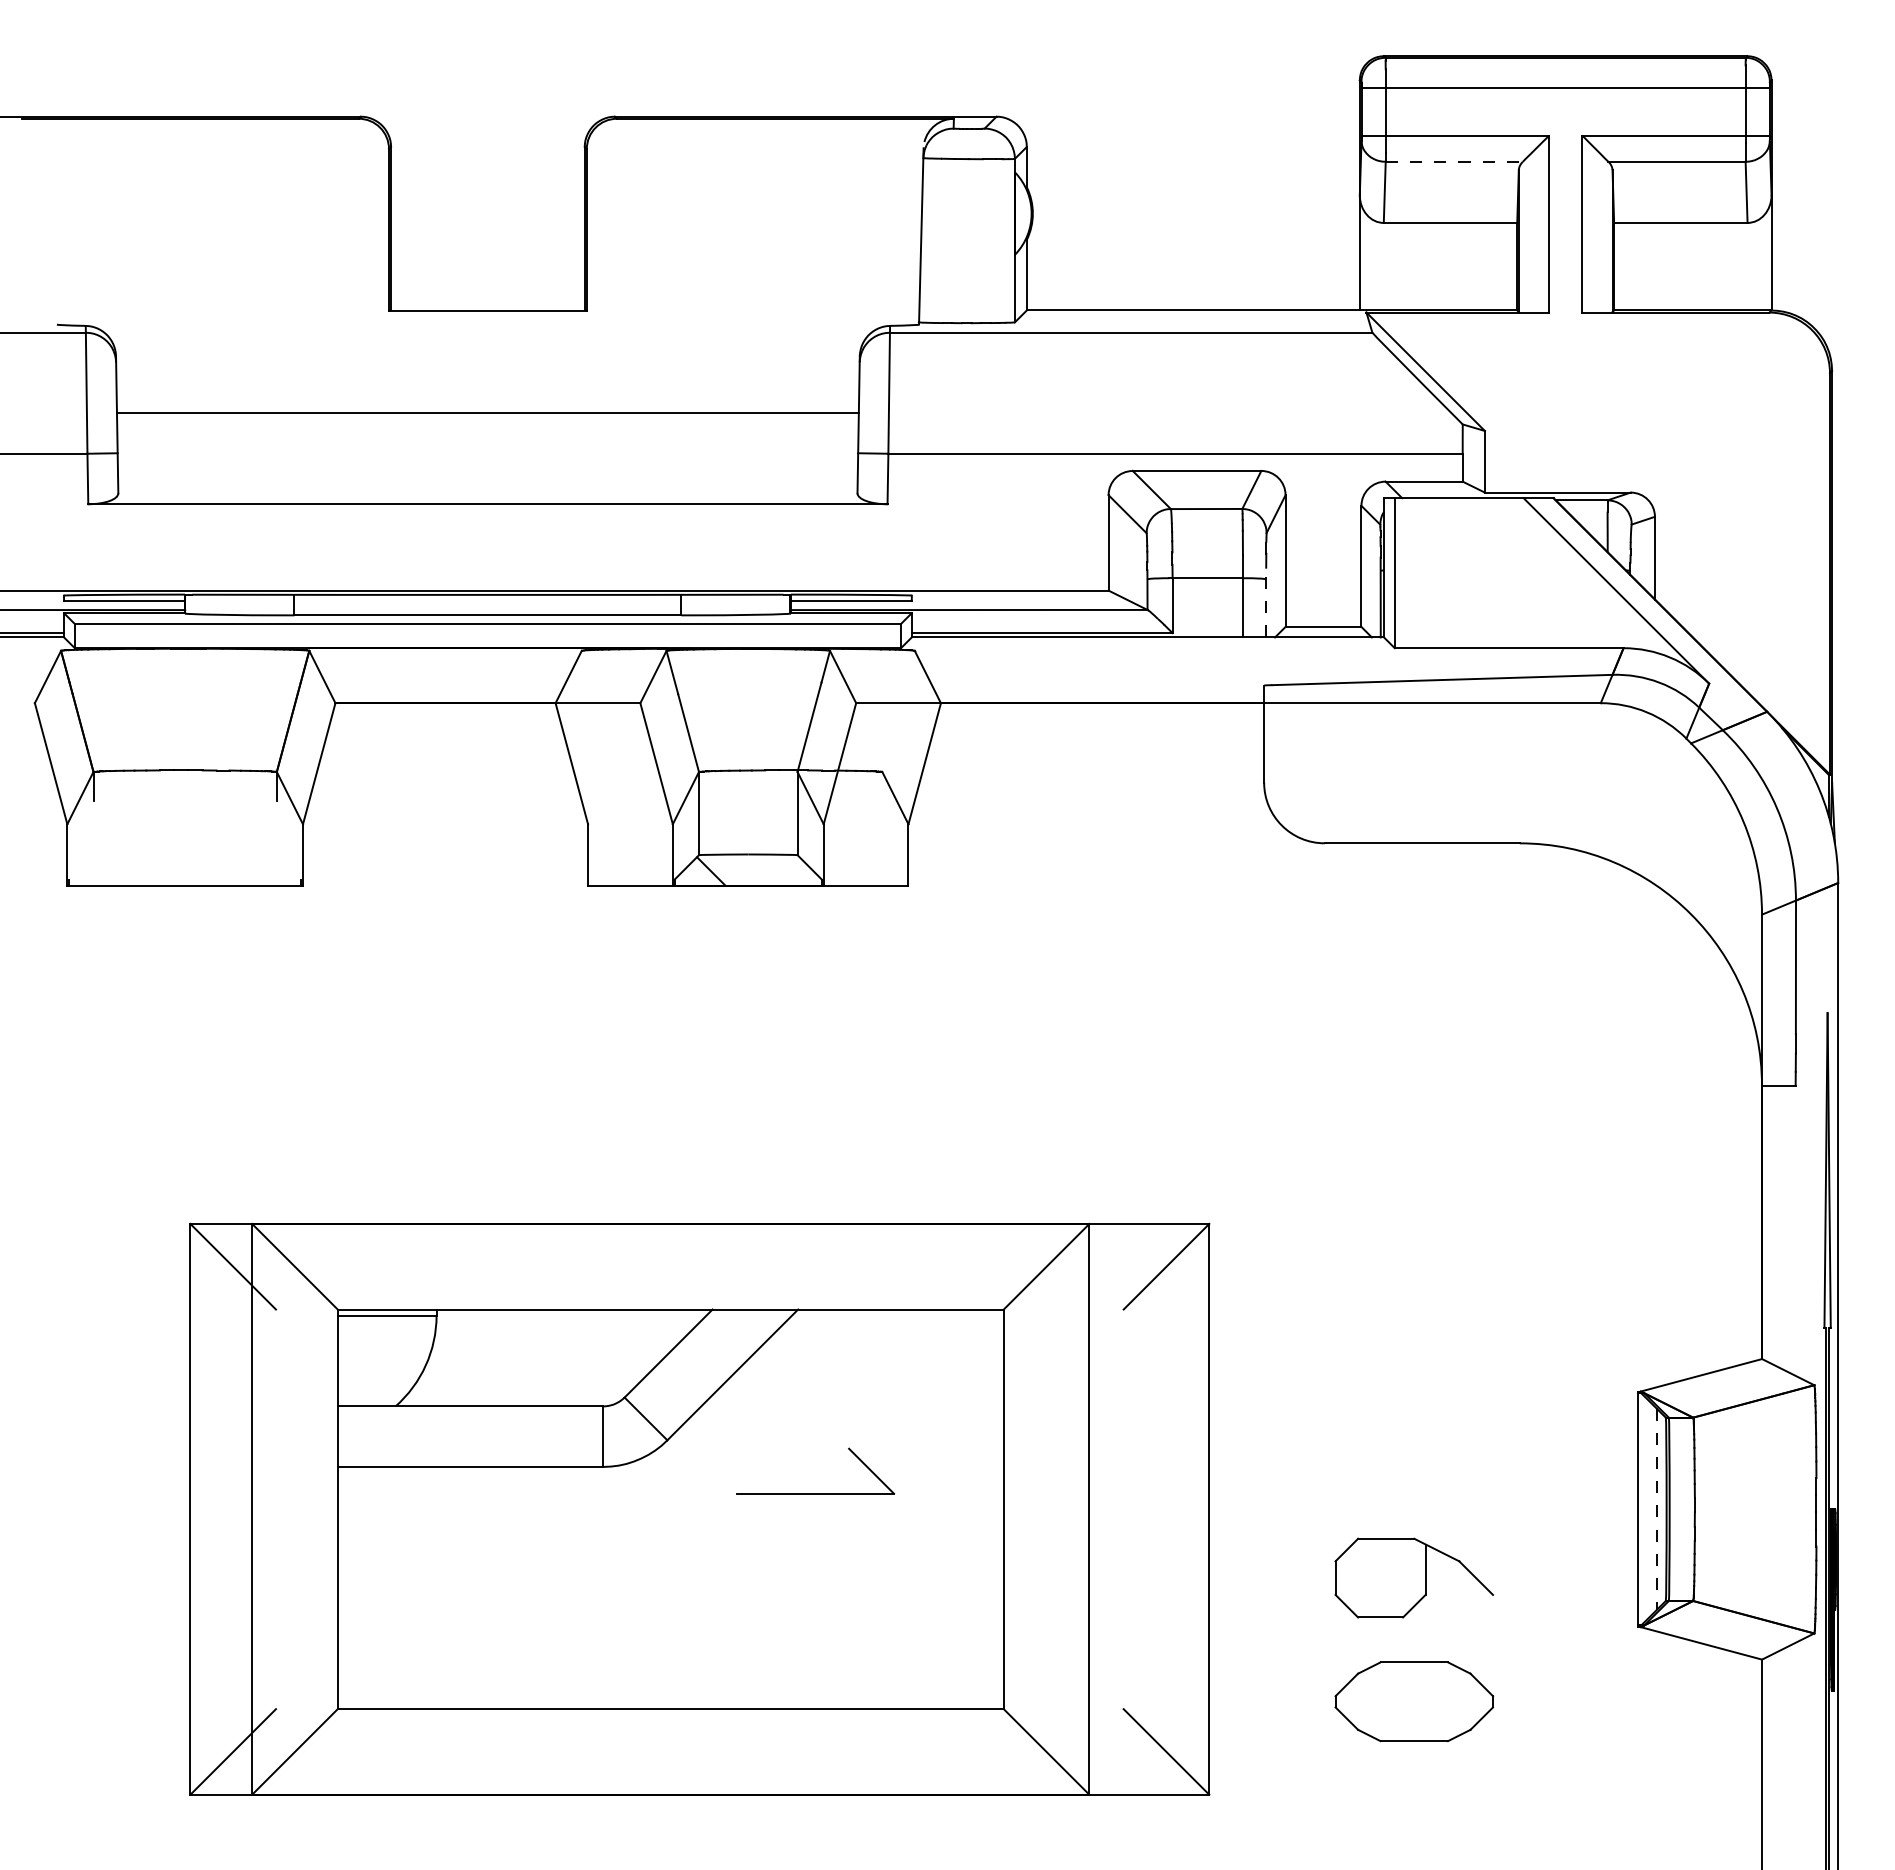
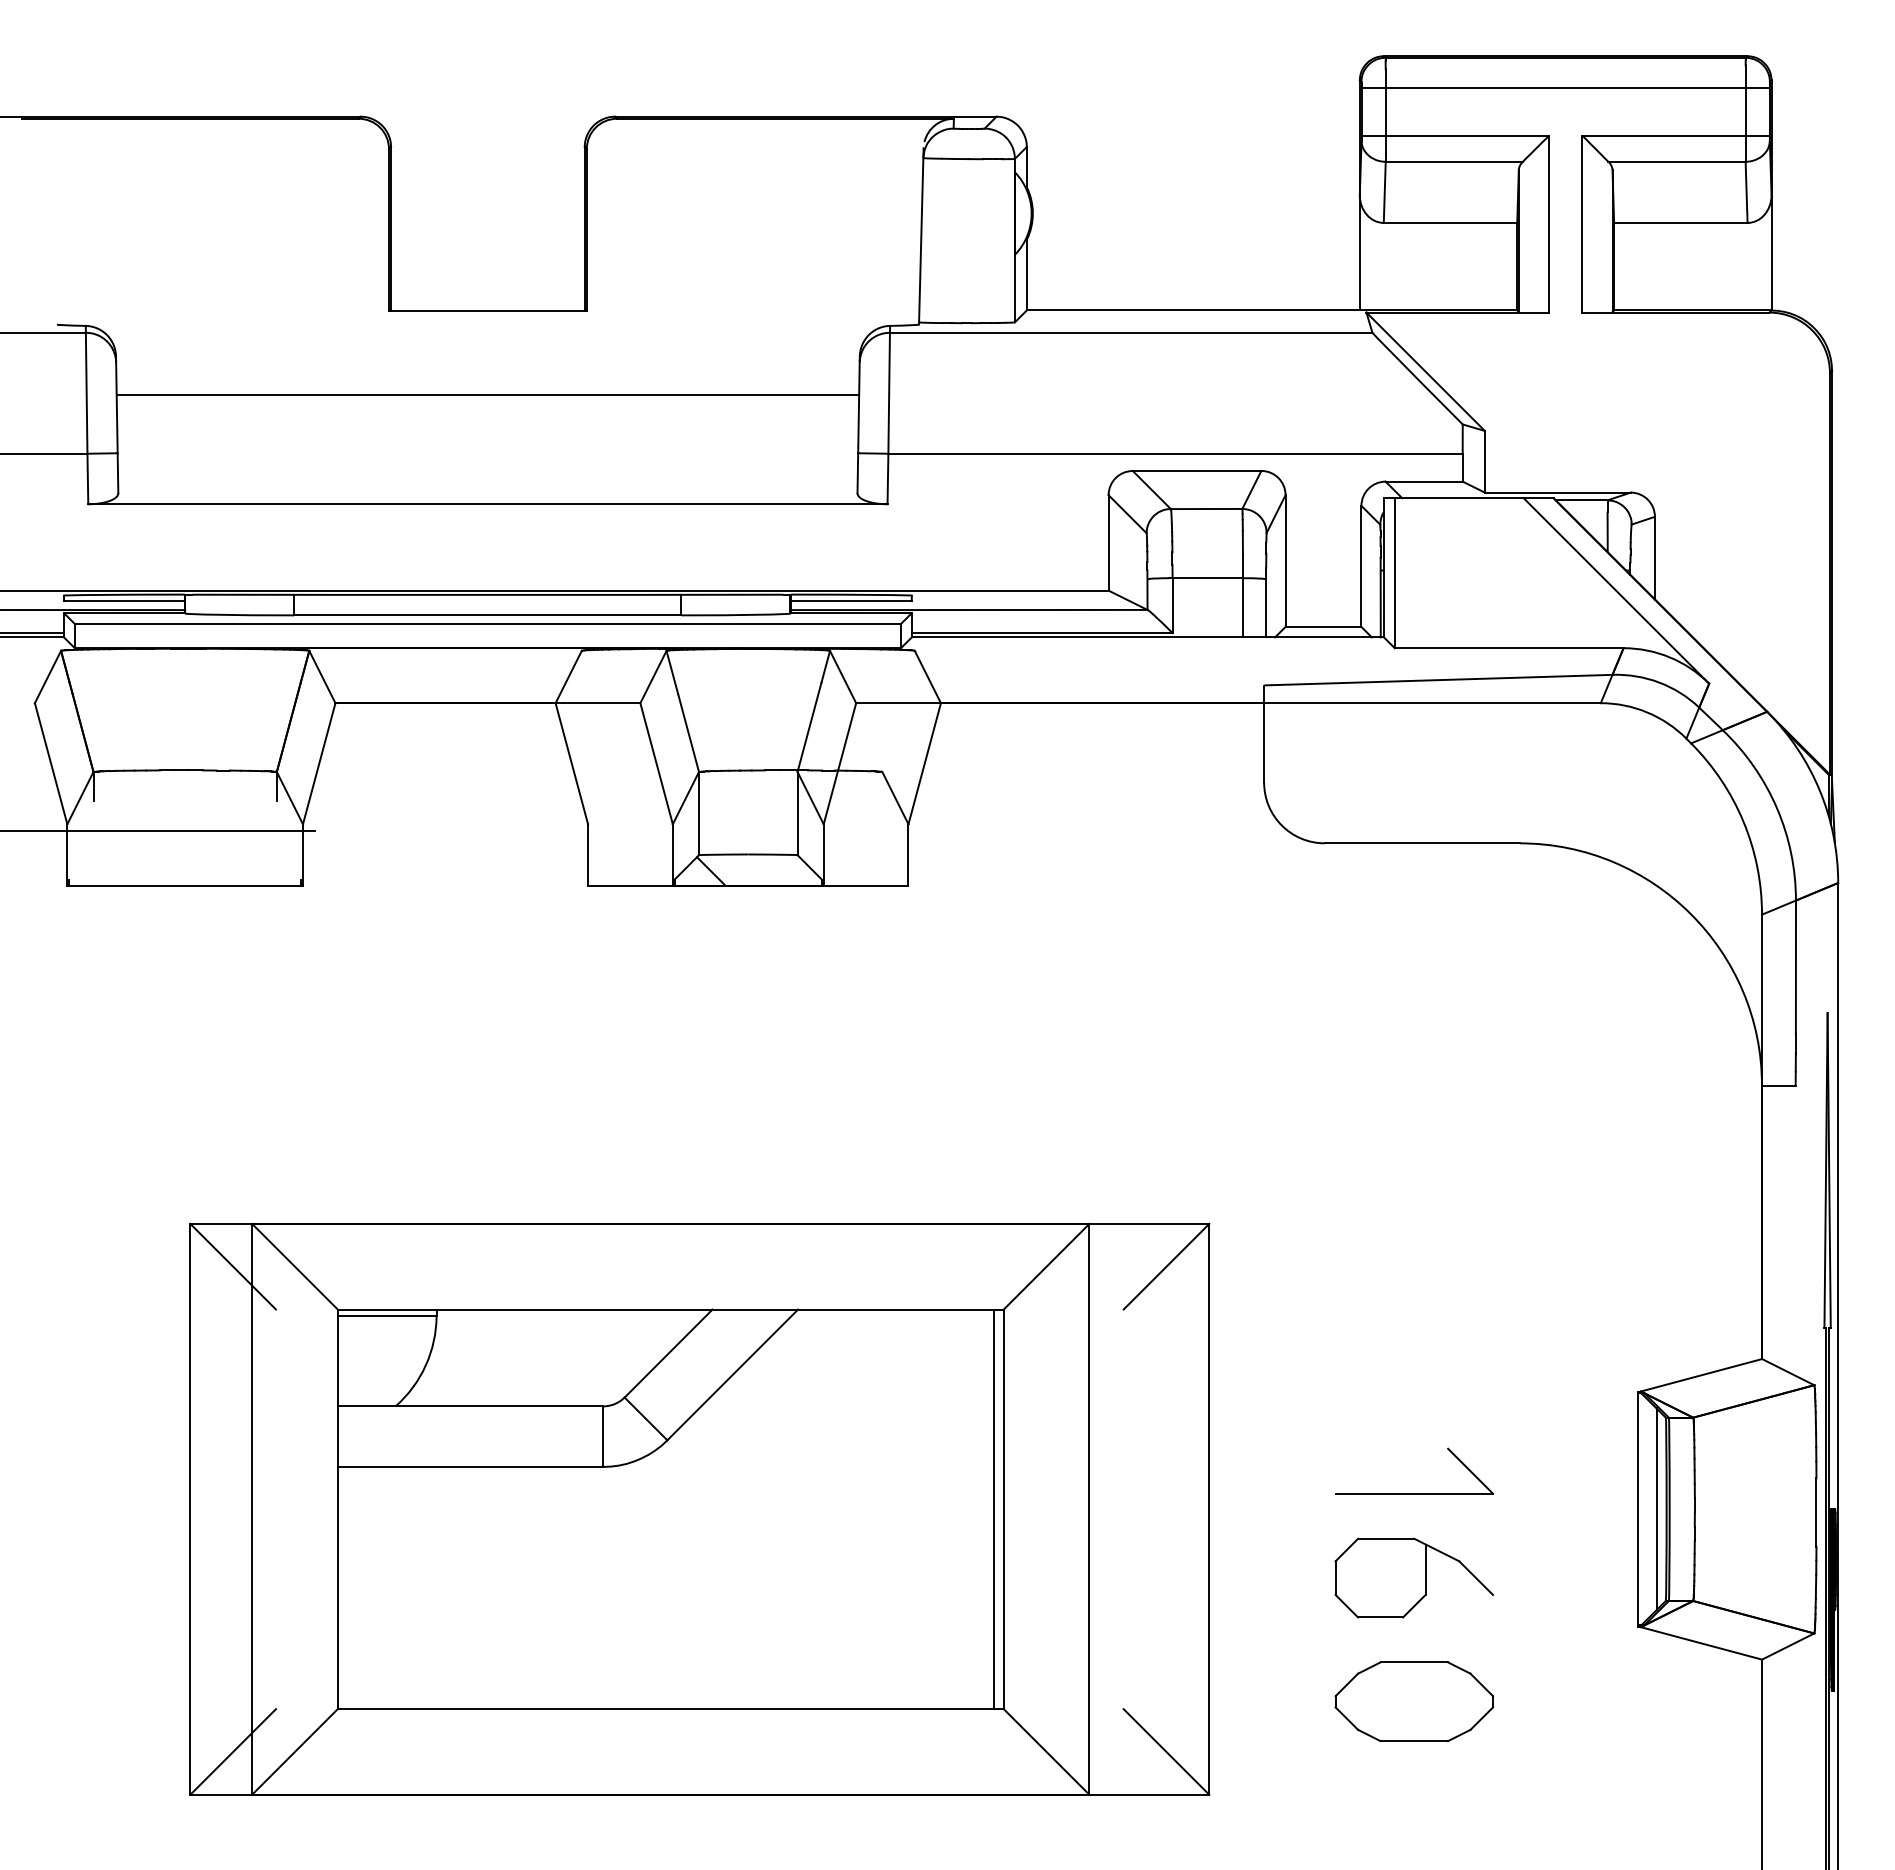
line: dashed -> solid (1454, 161)
line position: (487, 413) -> (487, 395) (487, 395)
line: dashed -> solid (1266, 602)
line: none -> present (158, 831)
part position: (815, 1493) -> (1414, 1493) (1414, 1493)
line: none -> present (993, 1509)
line: dashed -> solid (1656, 1509)
